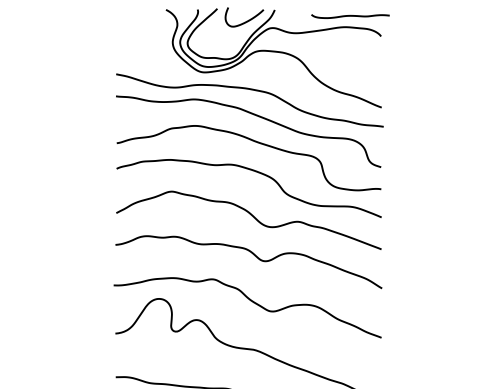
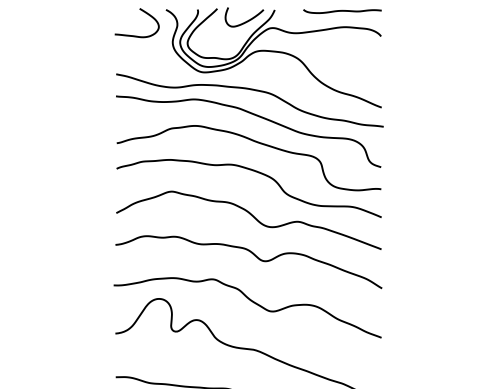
curve position: (350, 16) -> (342, 11) (342, 11)
curve: none -> present (136, 35)
